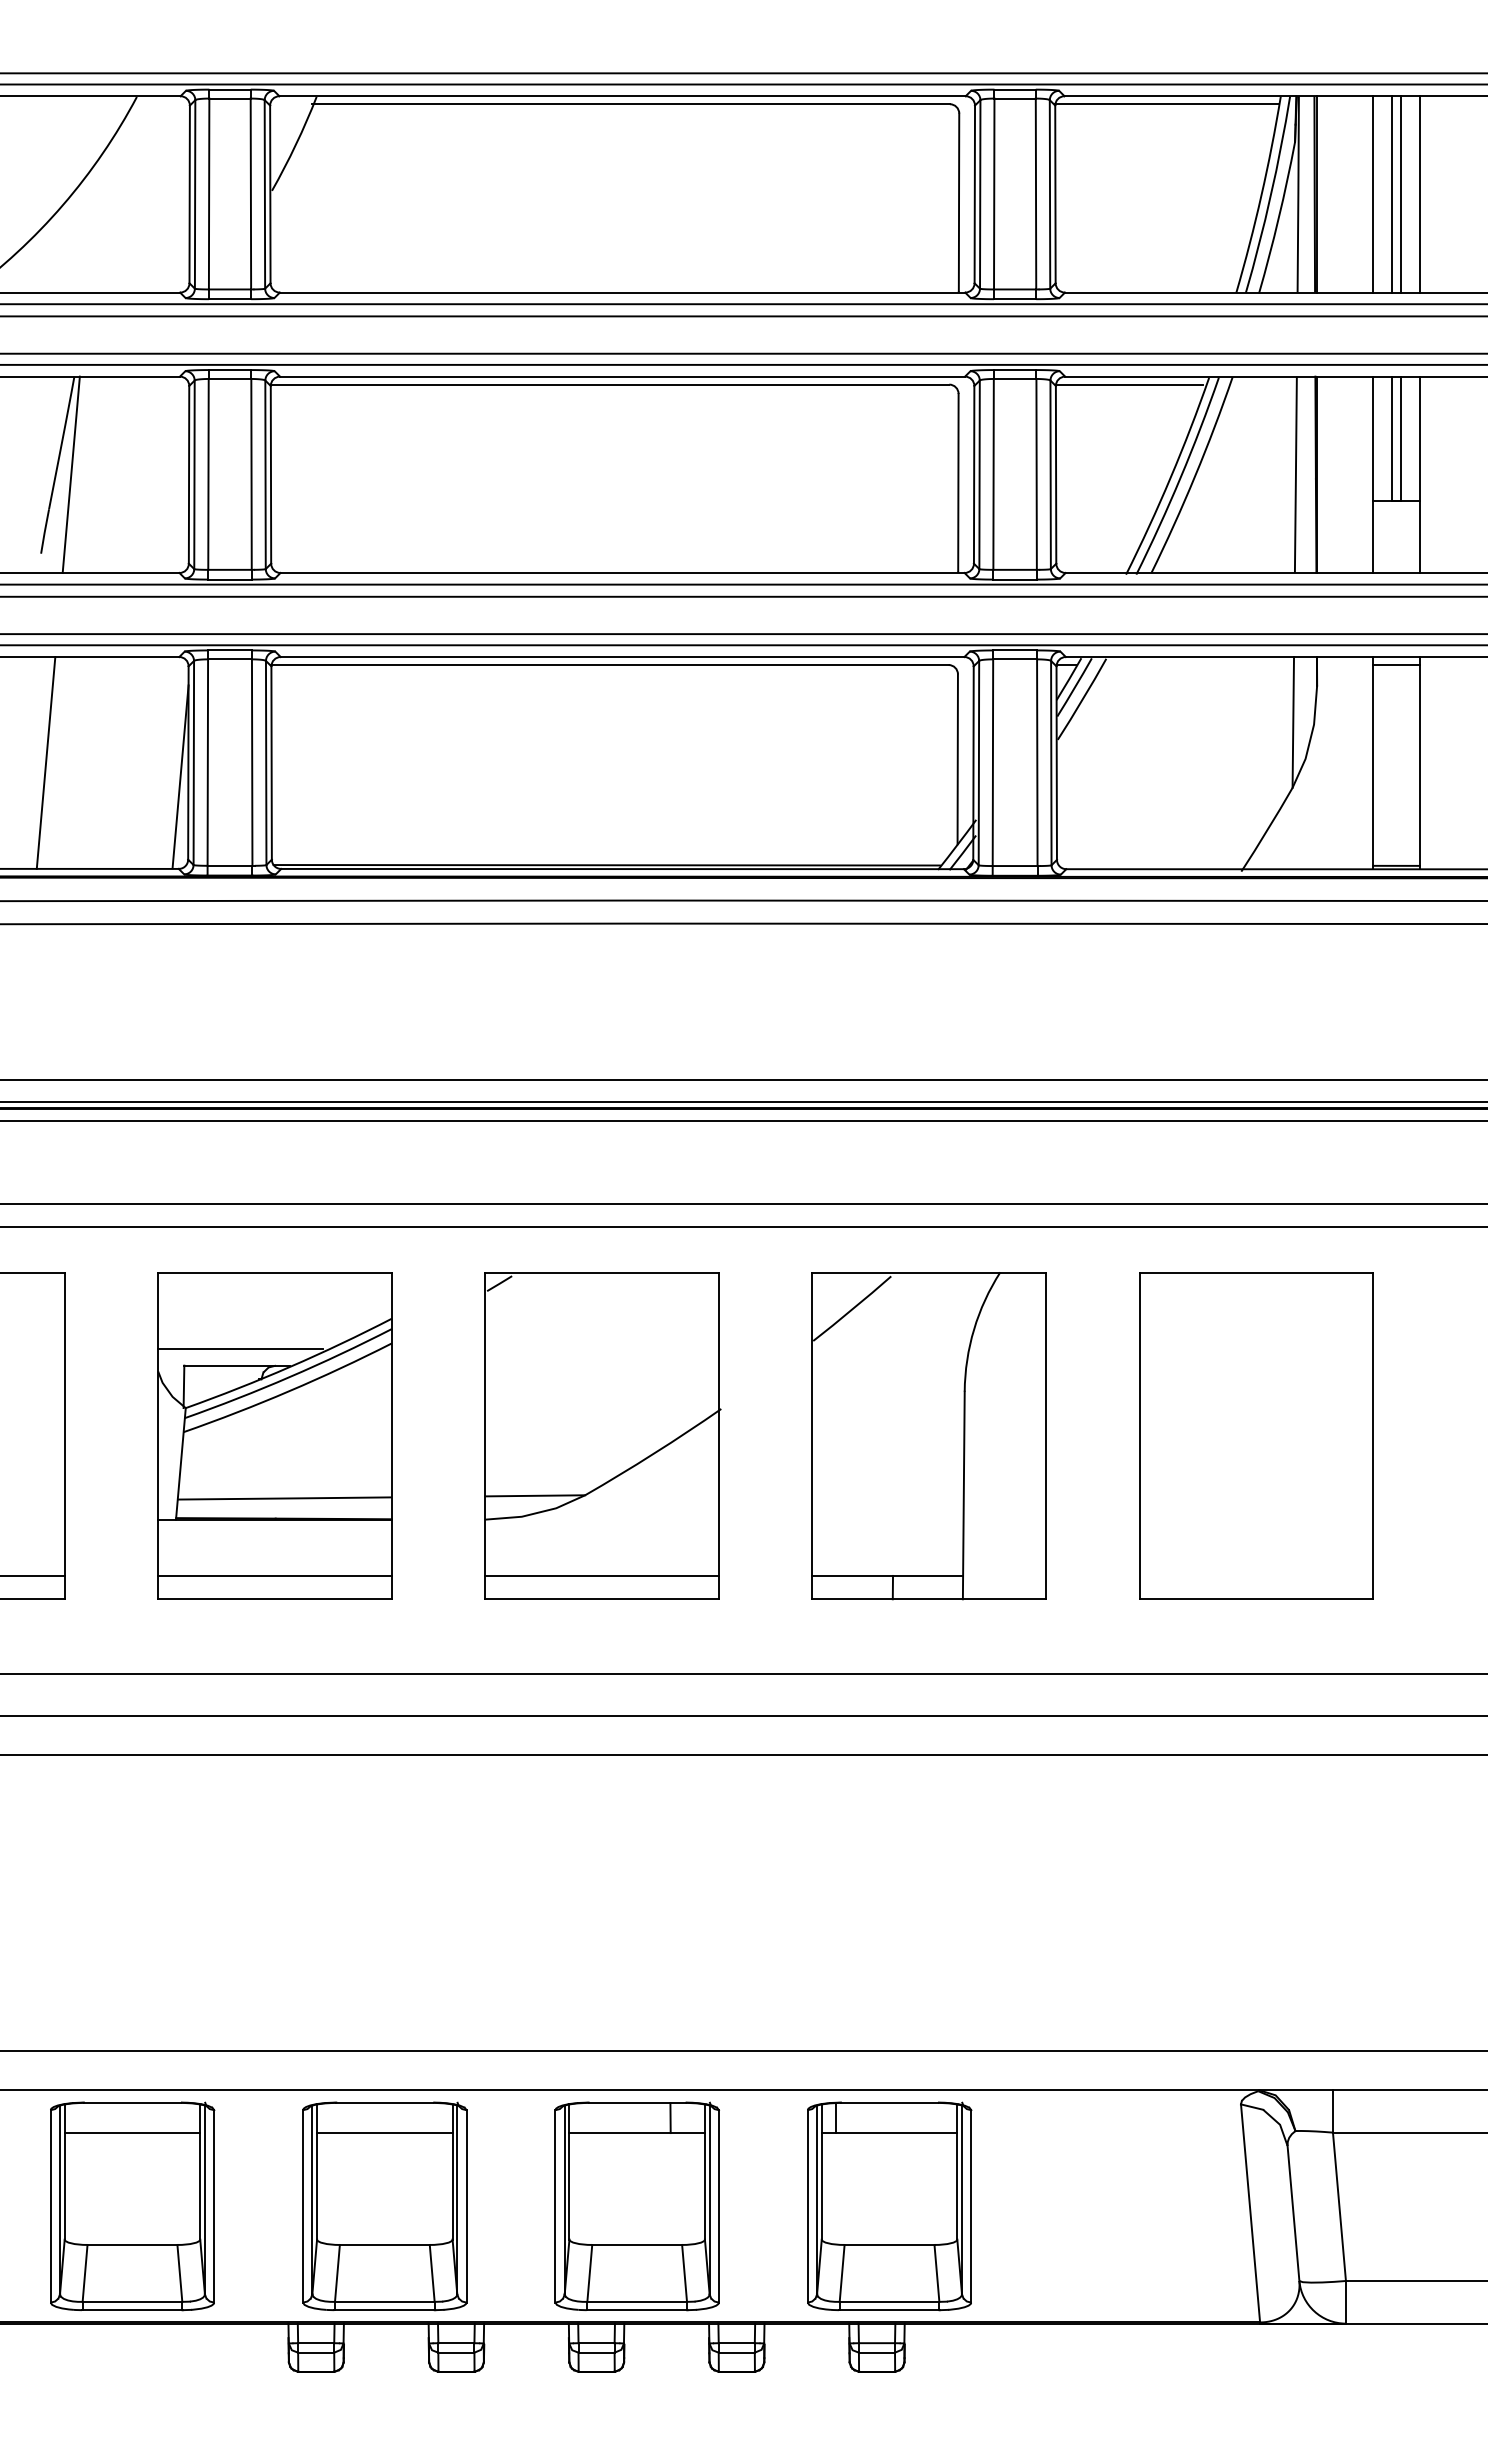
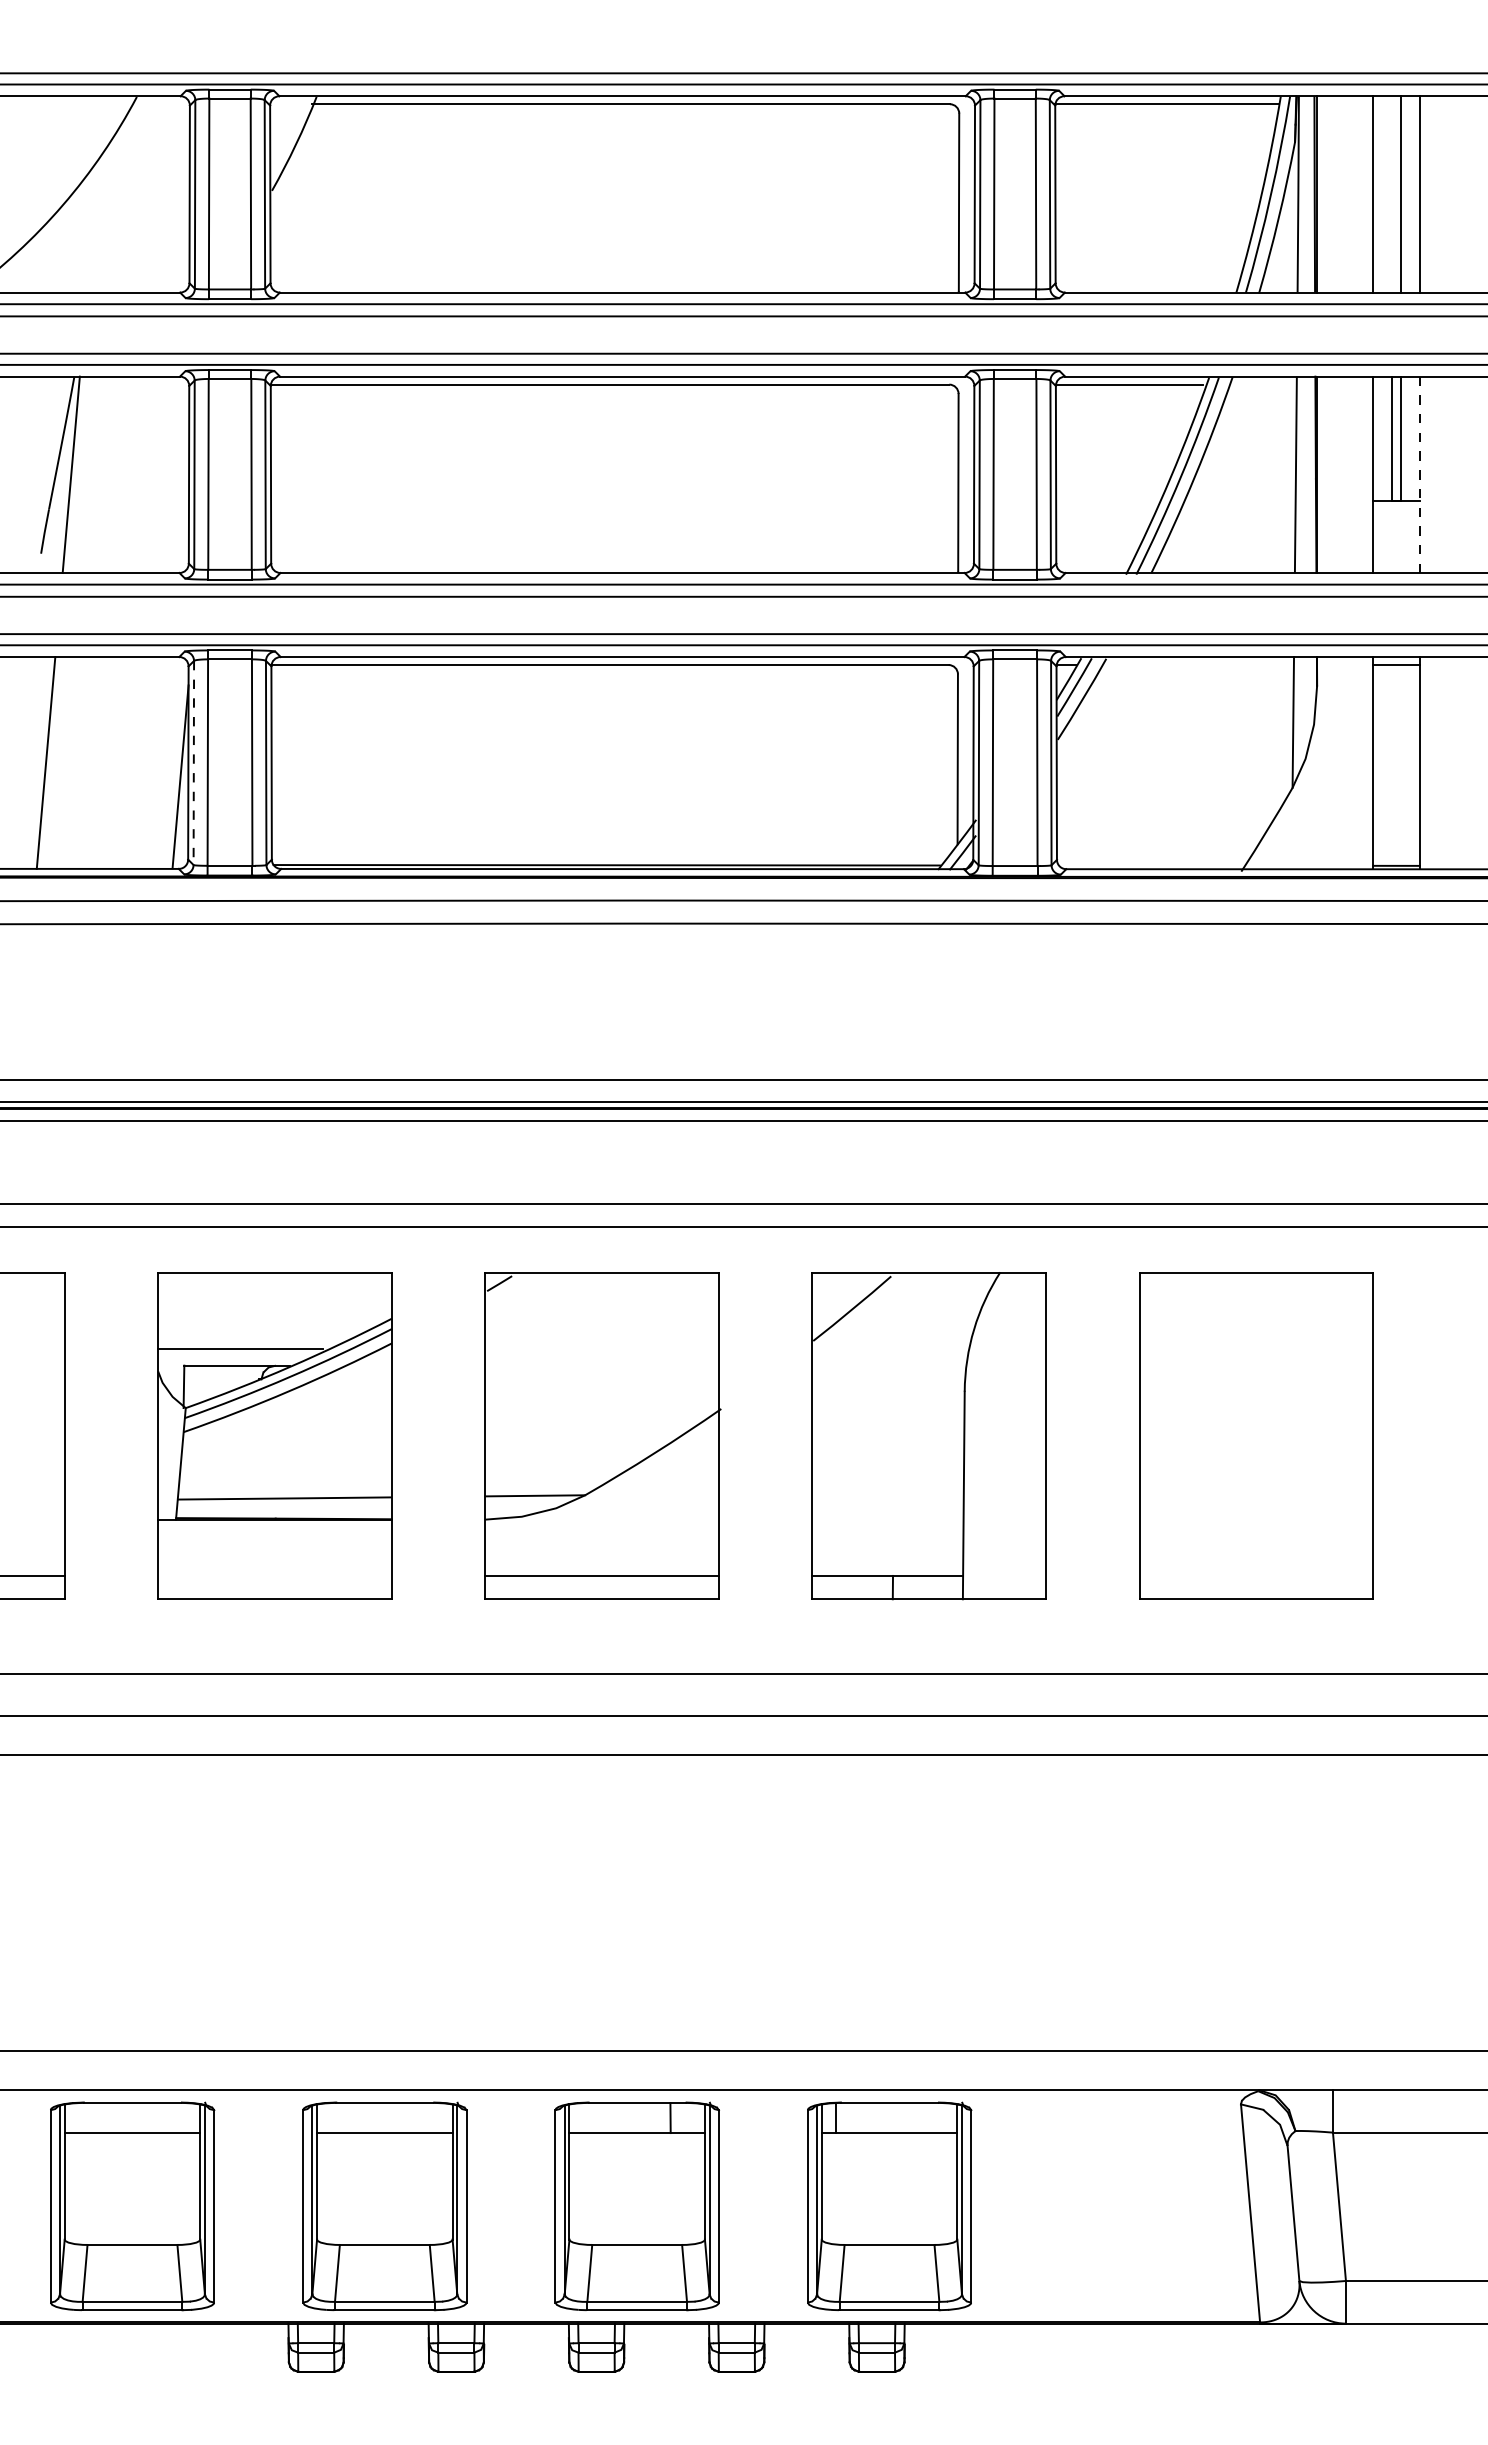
line: present -> none (1391, 194)
line: solid -> dashed (1419, 474)
line: solid -> dashed (193, 763)
line: present -> none (274, 1575)
